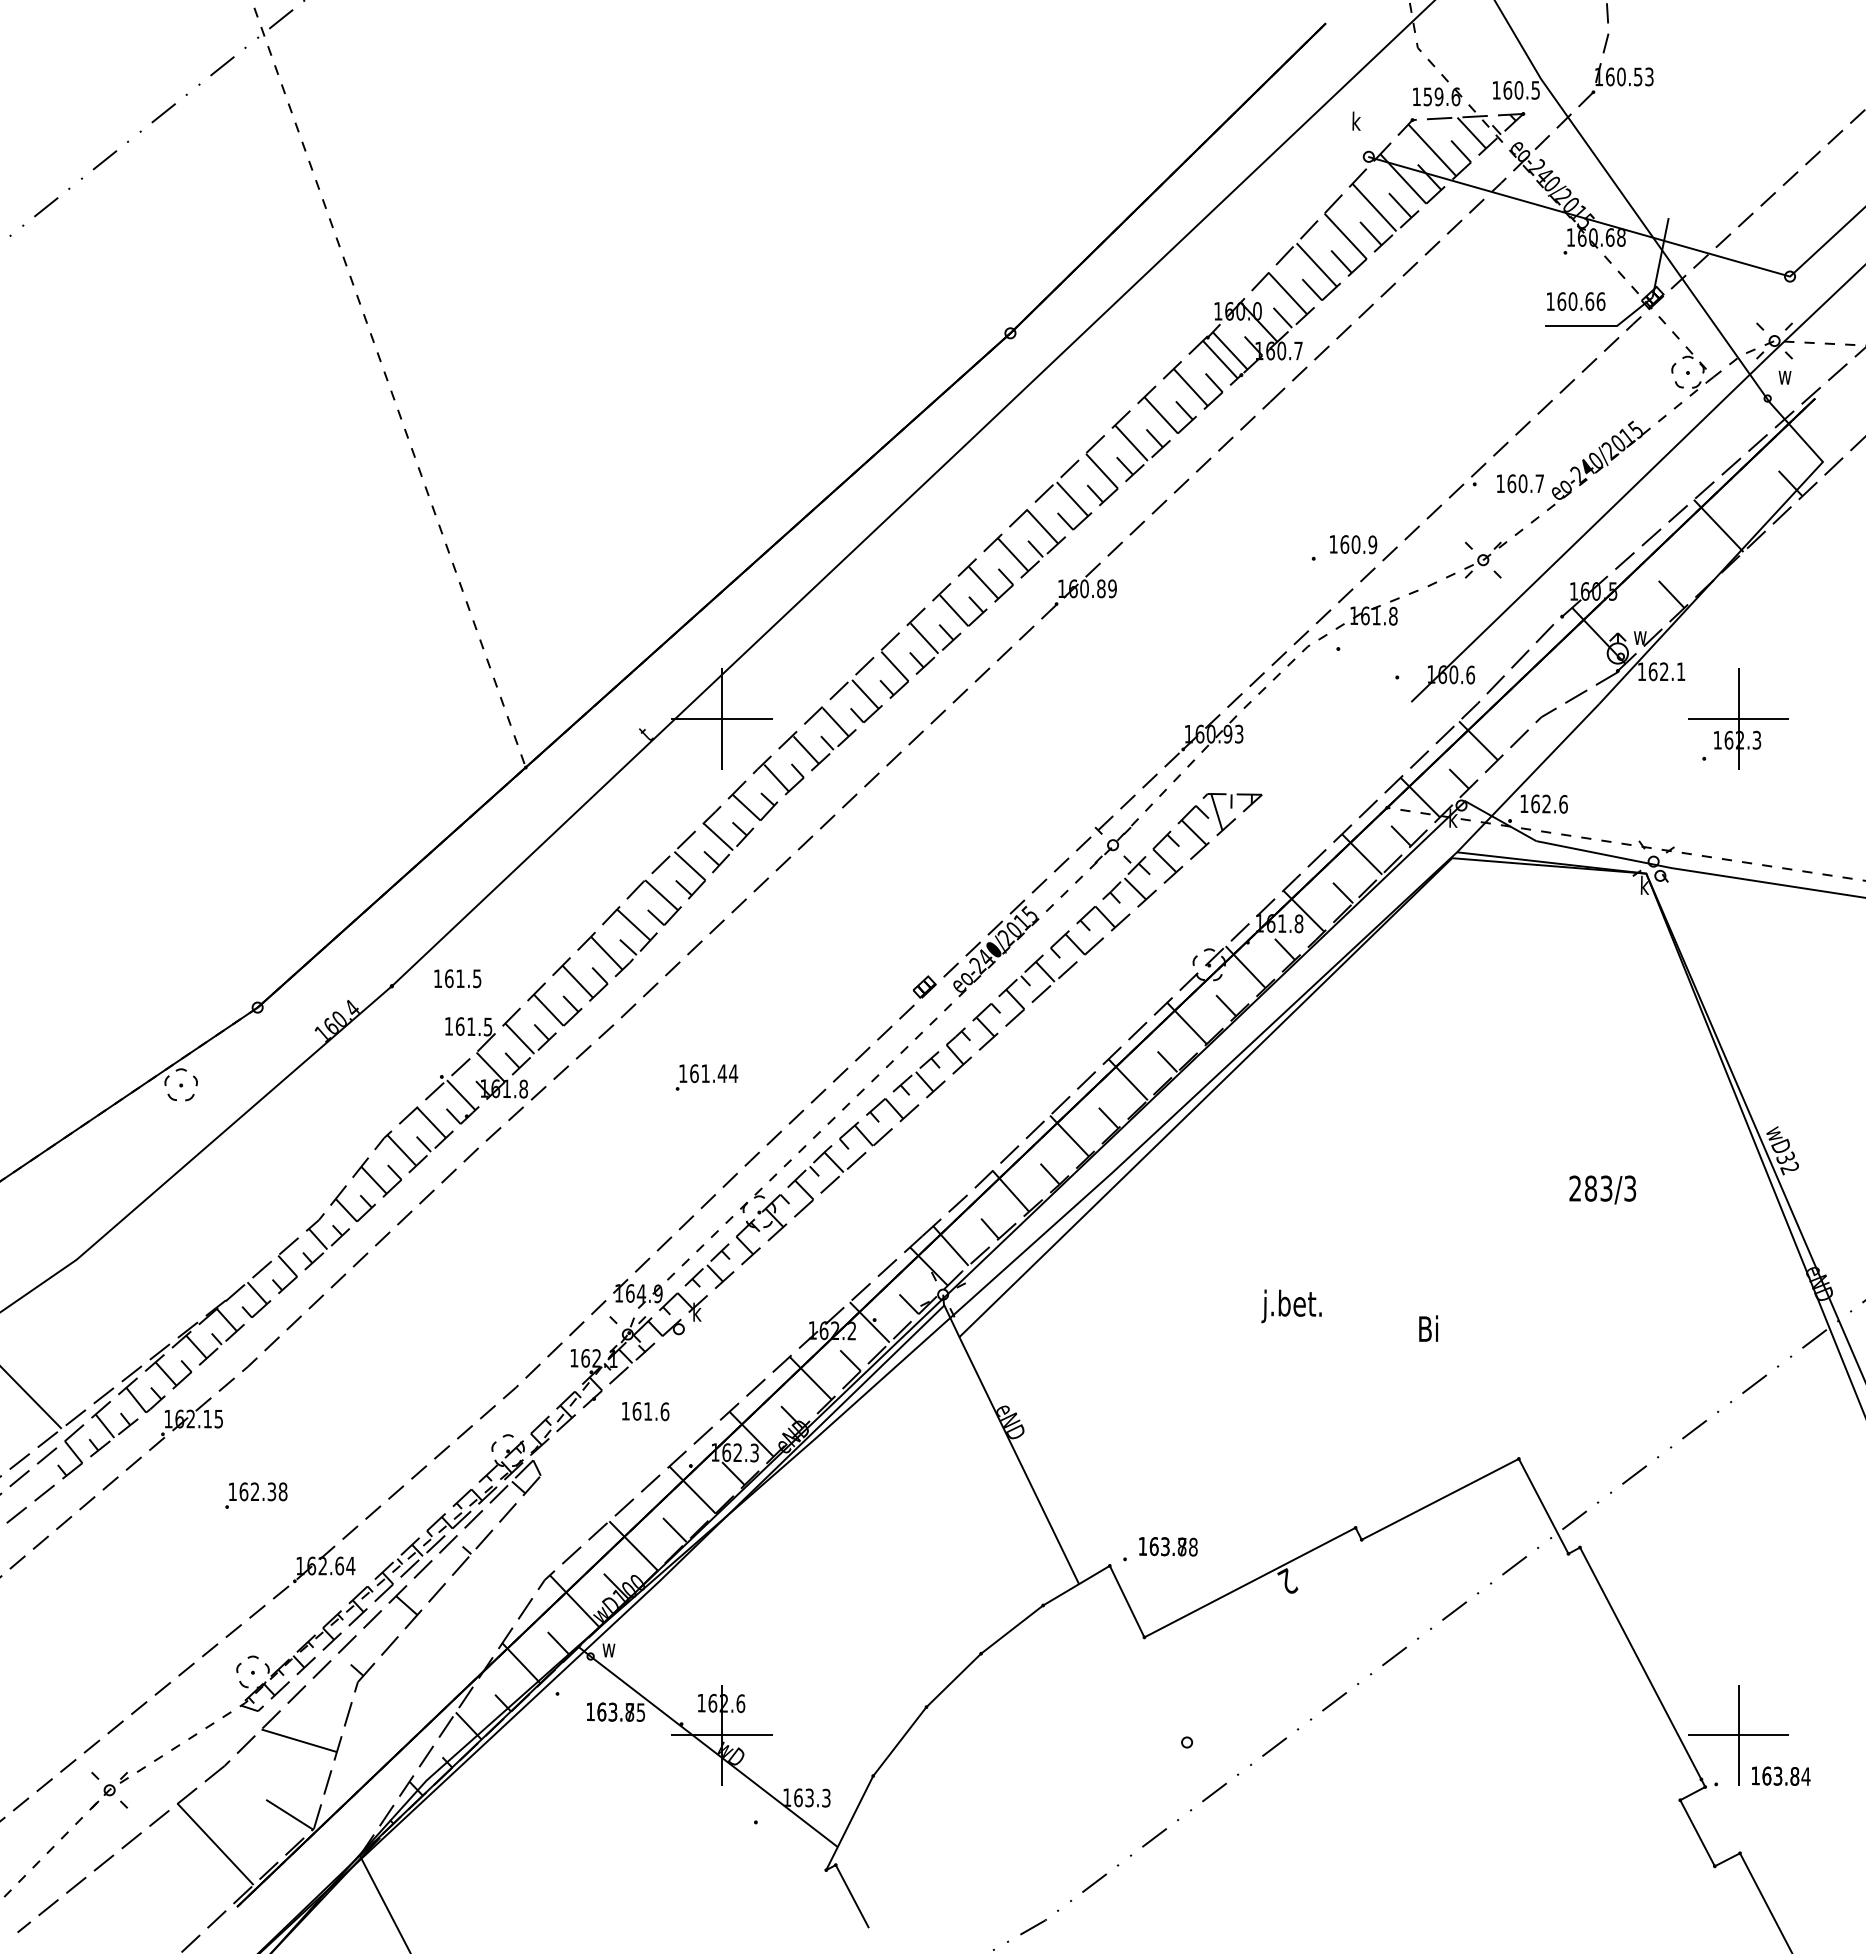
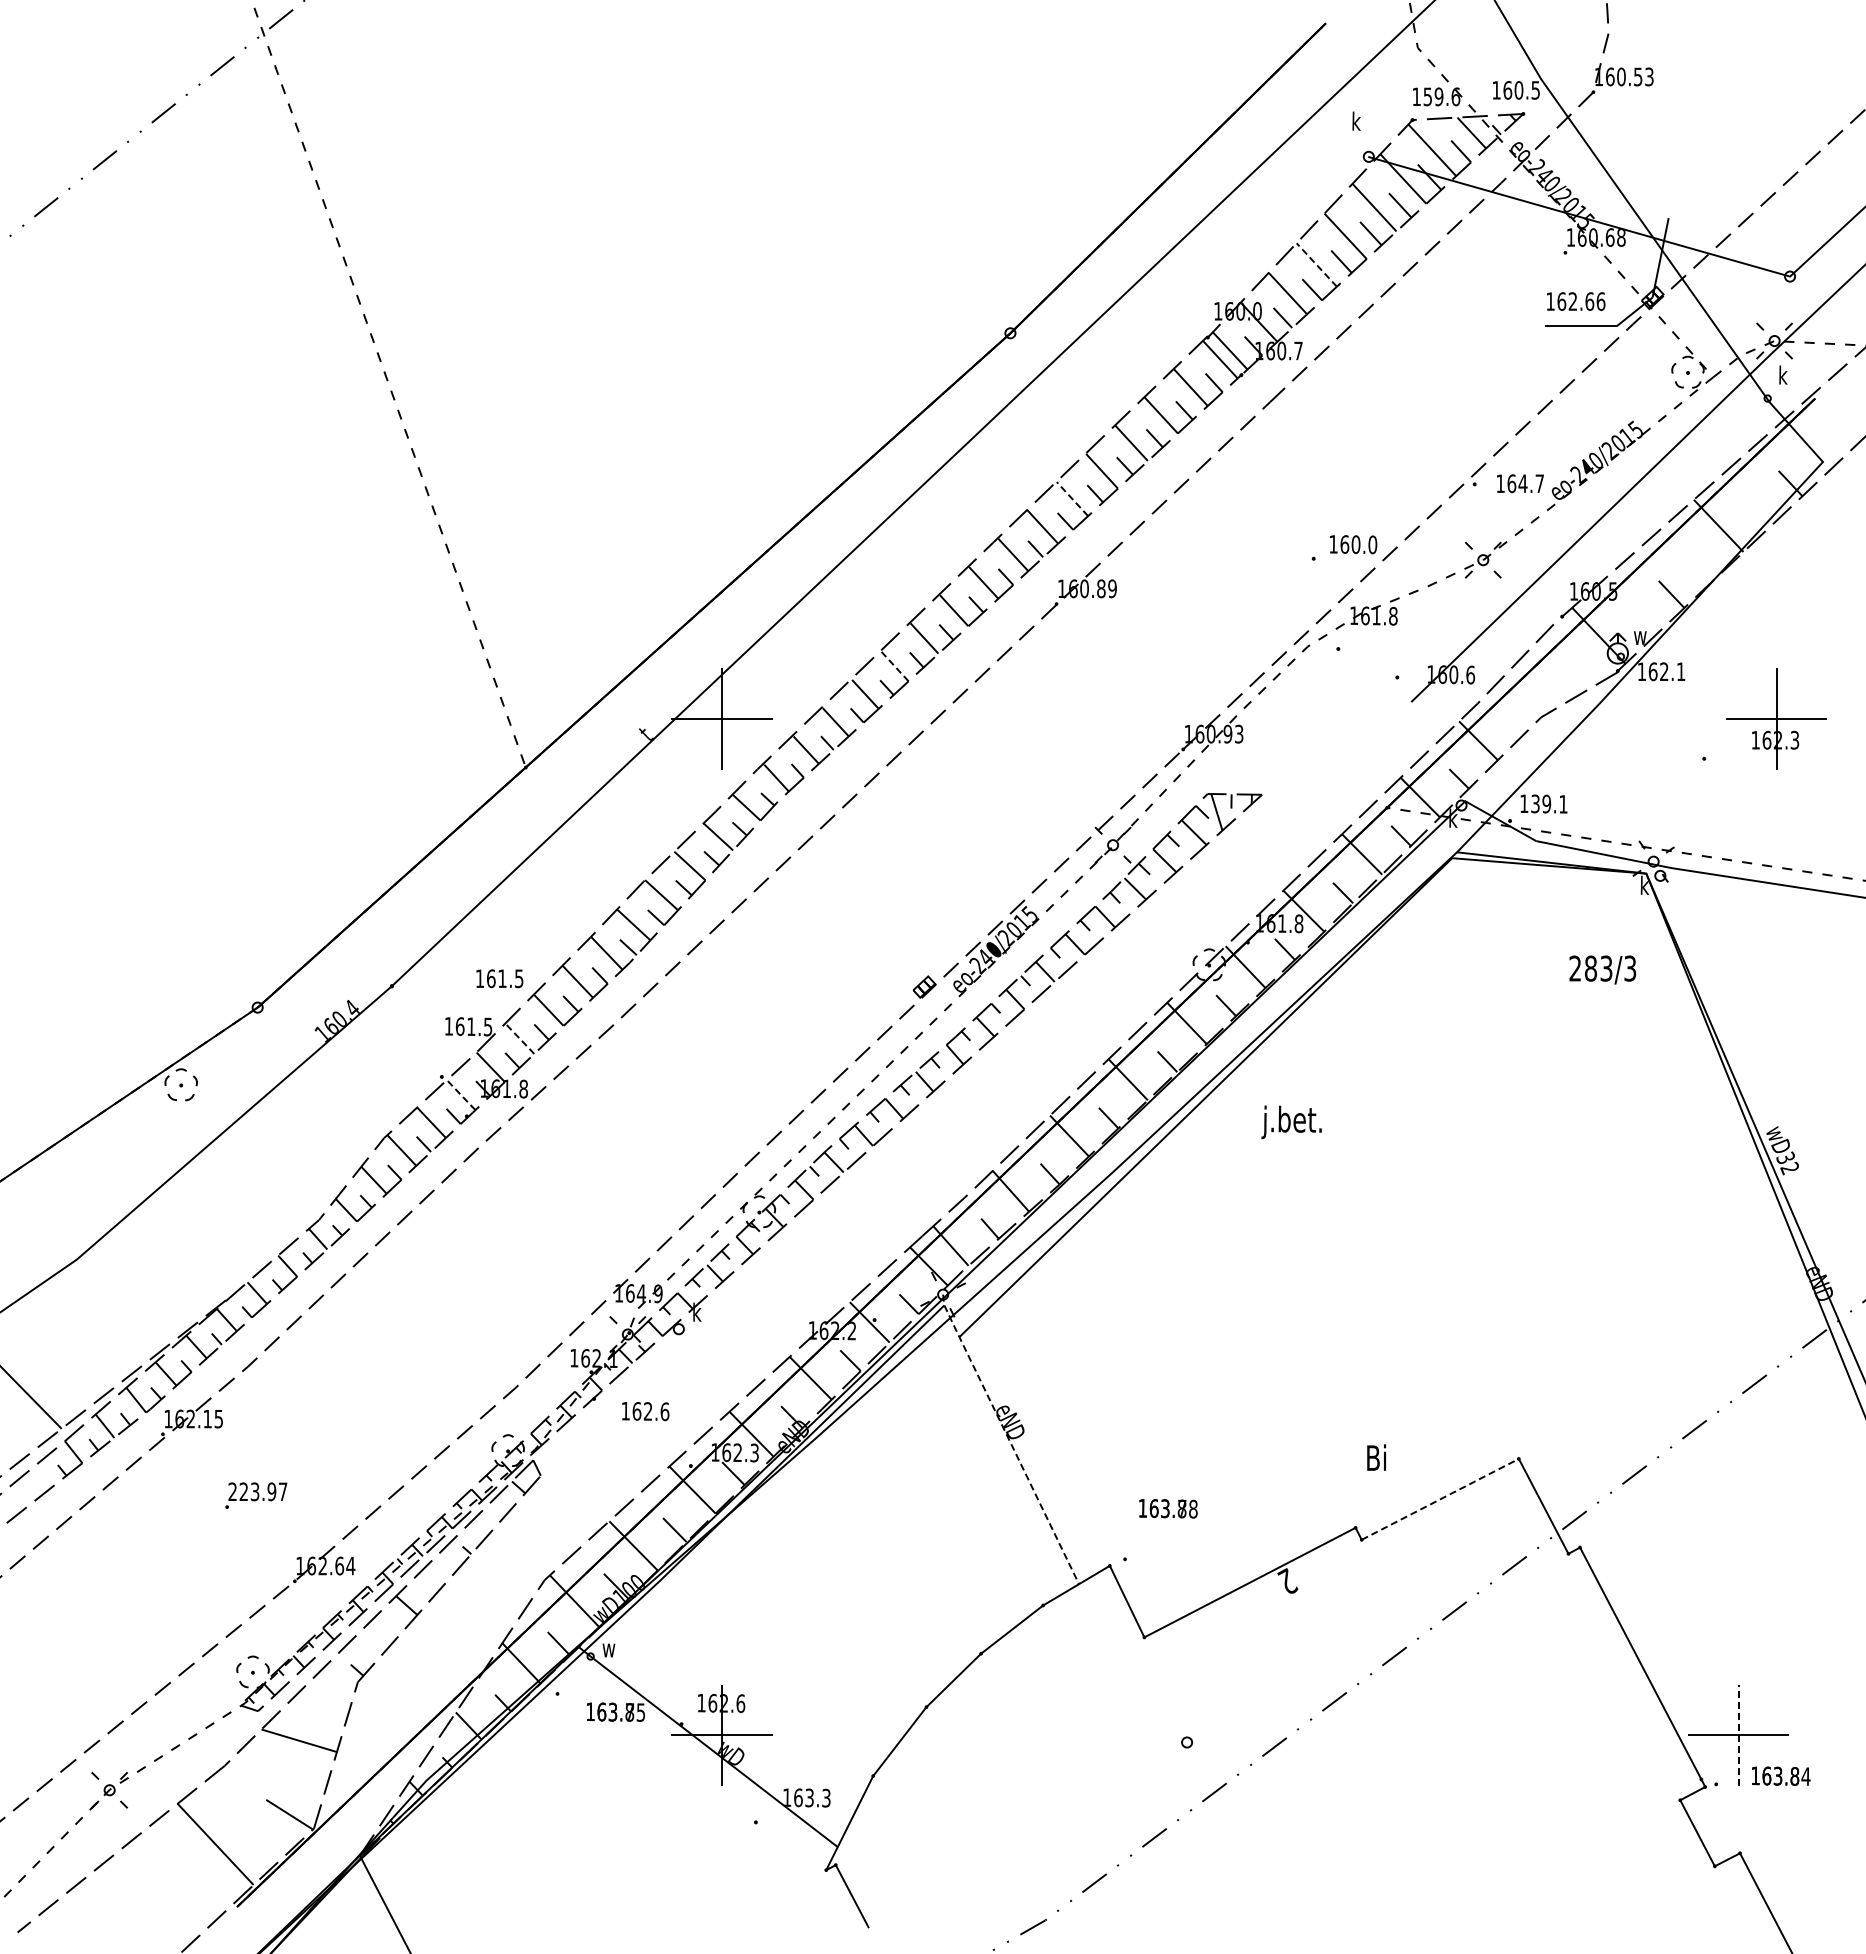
line: solid -> dashed (1316, 265)
text: 160.66 -> 162.66 (1572, 301)
text: w -> k (1784, 374)
text: 160.7 -> 164.7 (1522, 483)
line: solid -> dashed (1072, 498)
text: 160.9 -> 160.0 (1372, 544)
line: solid -> dashed (894, 666)
part position: (1738, 718) -> (1776, 718) (1776, 718)
text: 162.6 -> 139.1 (1549, 803)
text position: (457, 978) -> (499, 978) (499, 978)
line: solid -> dashed (519, 1038)
part: present -> none (706, 1077)
line: solid -> dashed (461, 1095)
text position: (1602, 1189) -> (1602, 969) (1602, 969)
text position: (1291, 1306) -> (1291, 1122) (1291, 1122)
text position: (1428, 1328) -> (1376, 1457) (1376, 1457)
text: 161.6 -> 162.6 (647, 1411)
line: solid -> dashed (1008, 1438)
text: 162.38 -> 223.97 (257, 1491)
line: solid -> dashed (1440, 1499)
text position: (1168, 1546) -> (1168, 1508) (1168, 1508)
line: solid -> dashed (1738, 1735)
